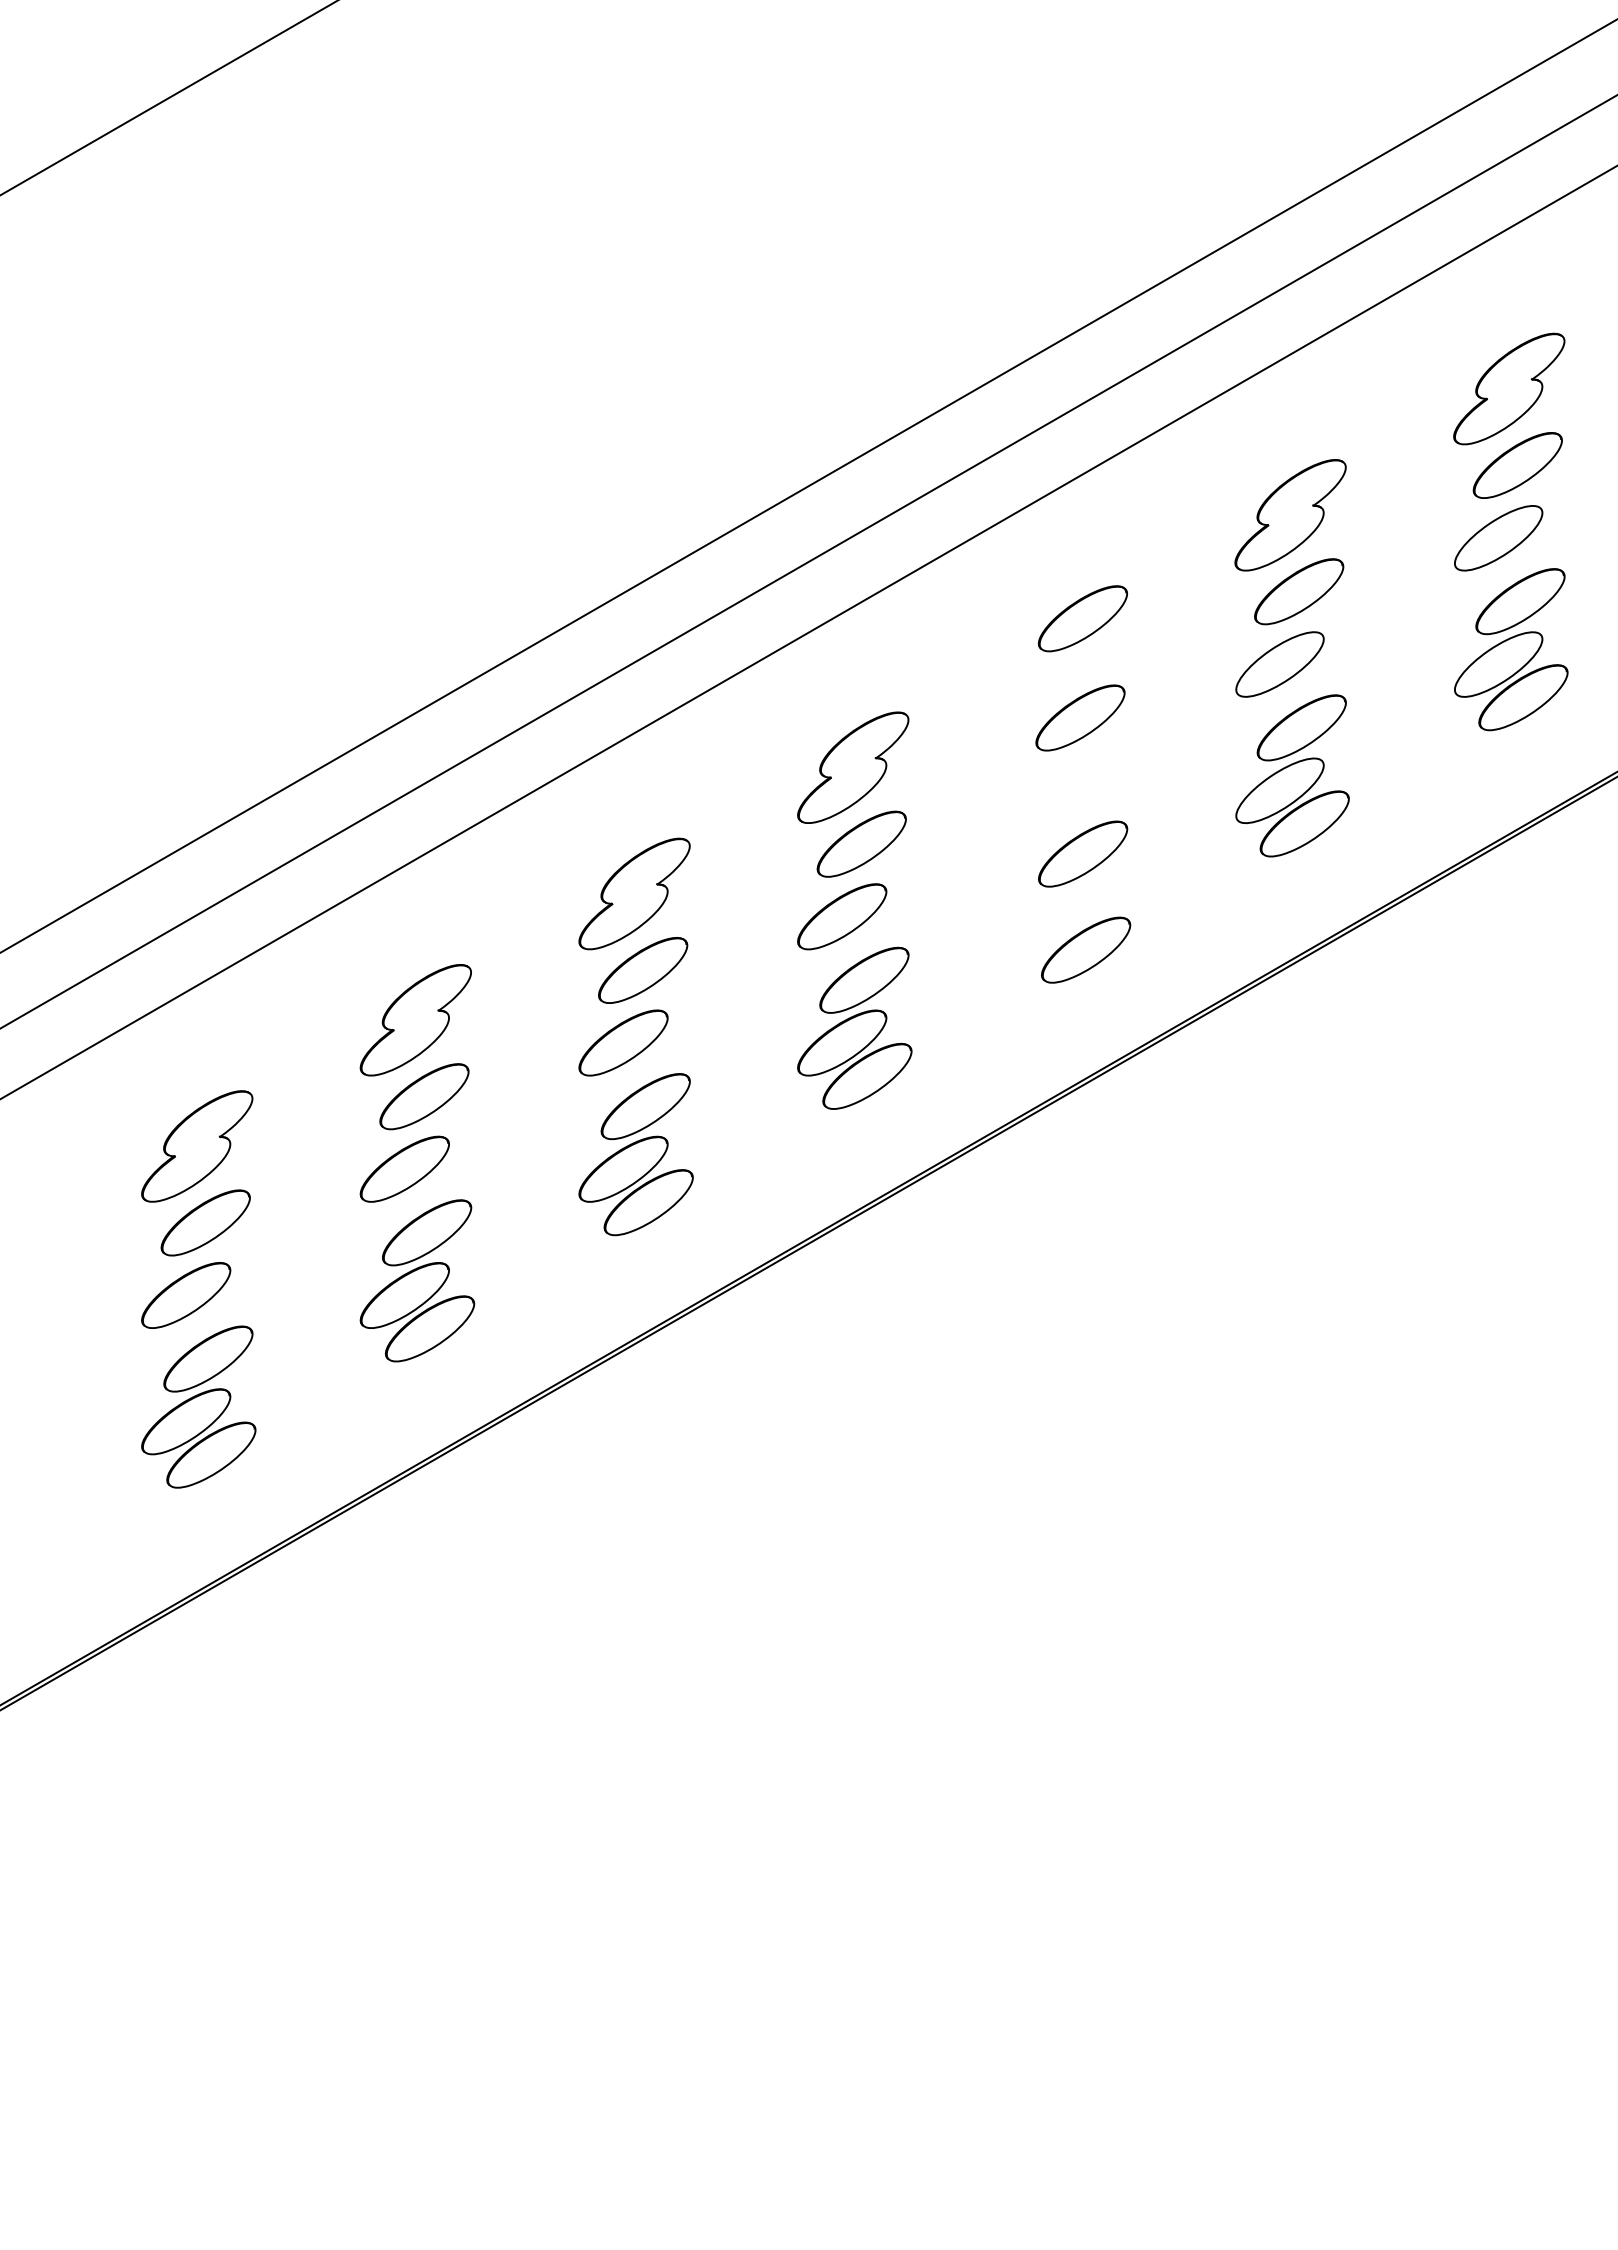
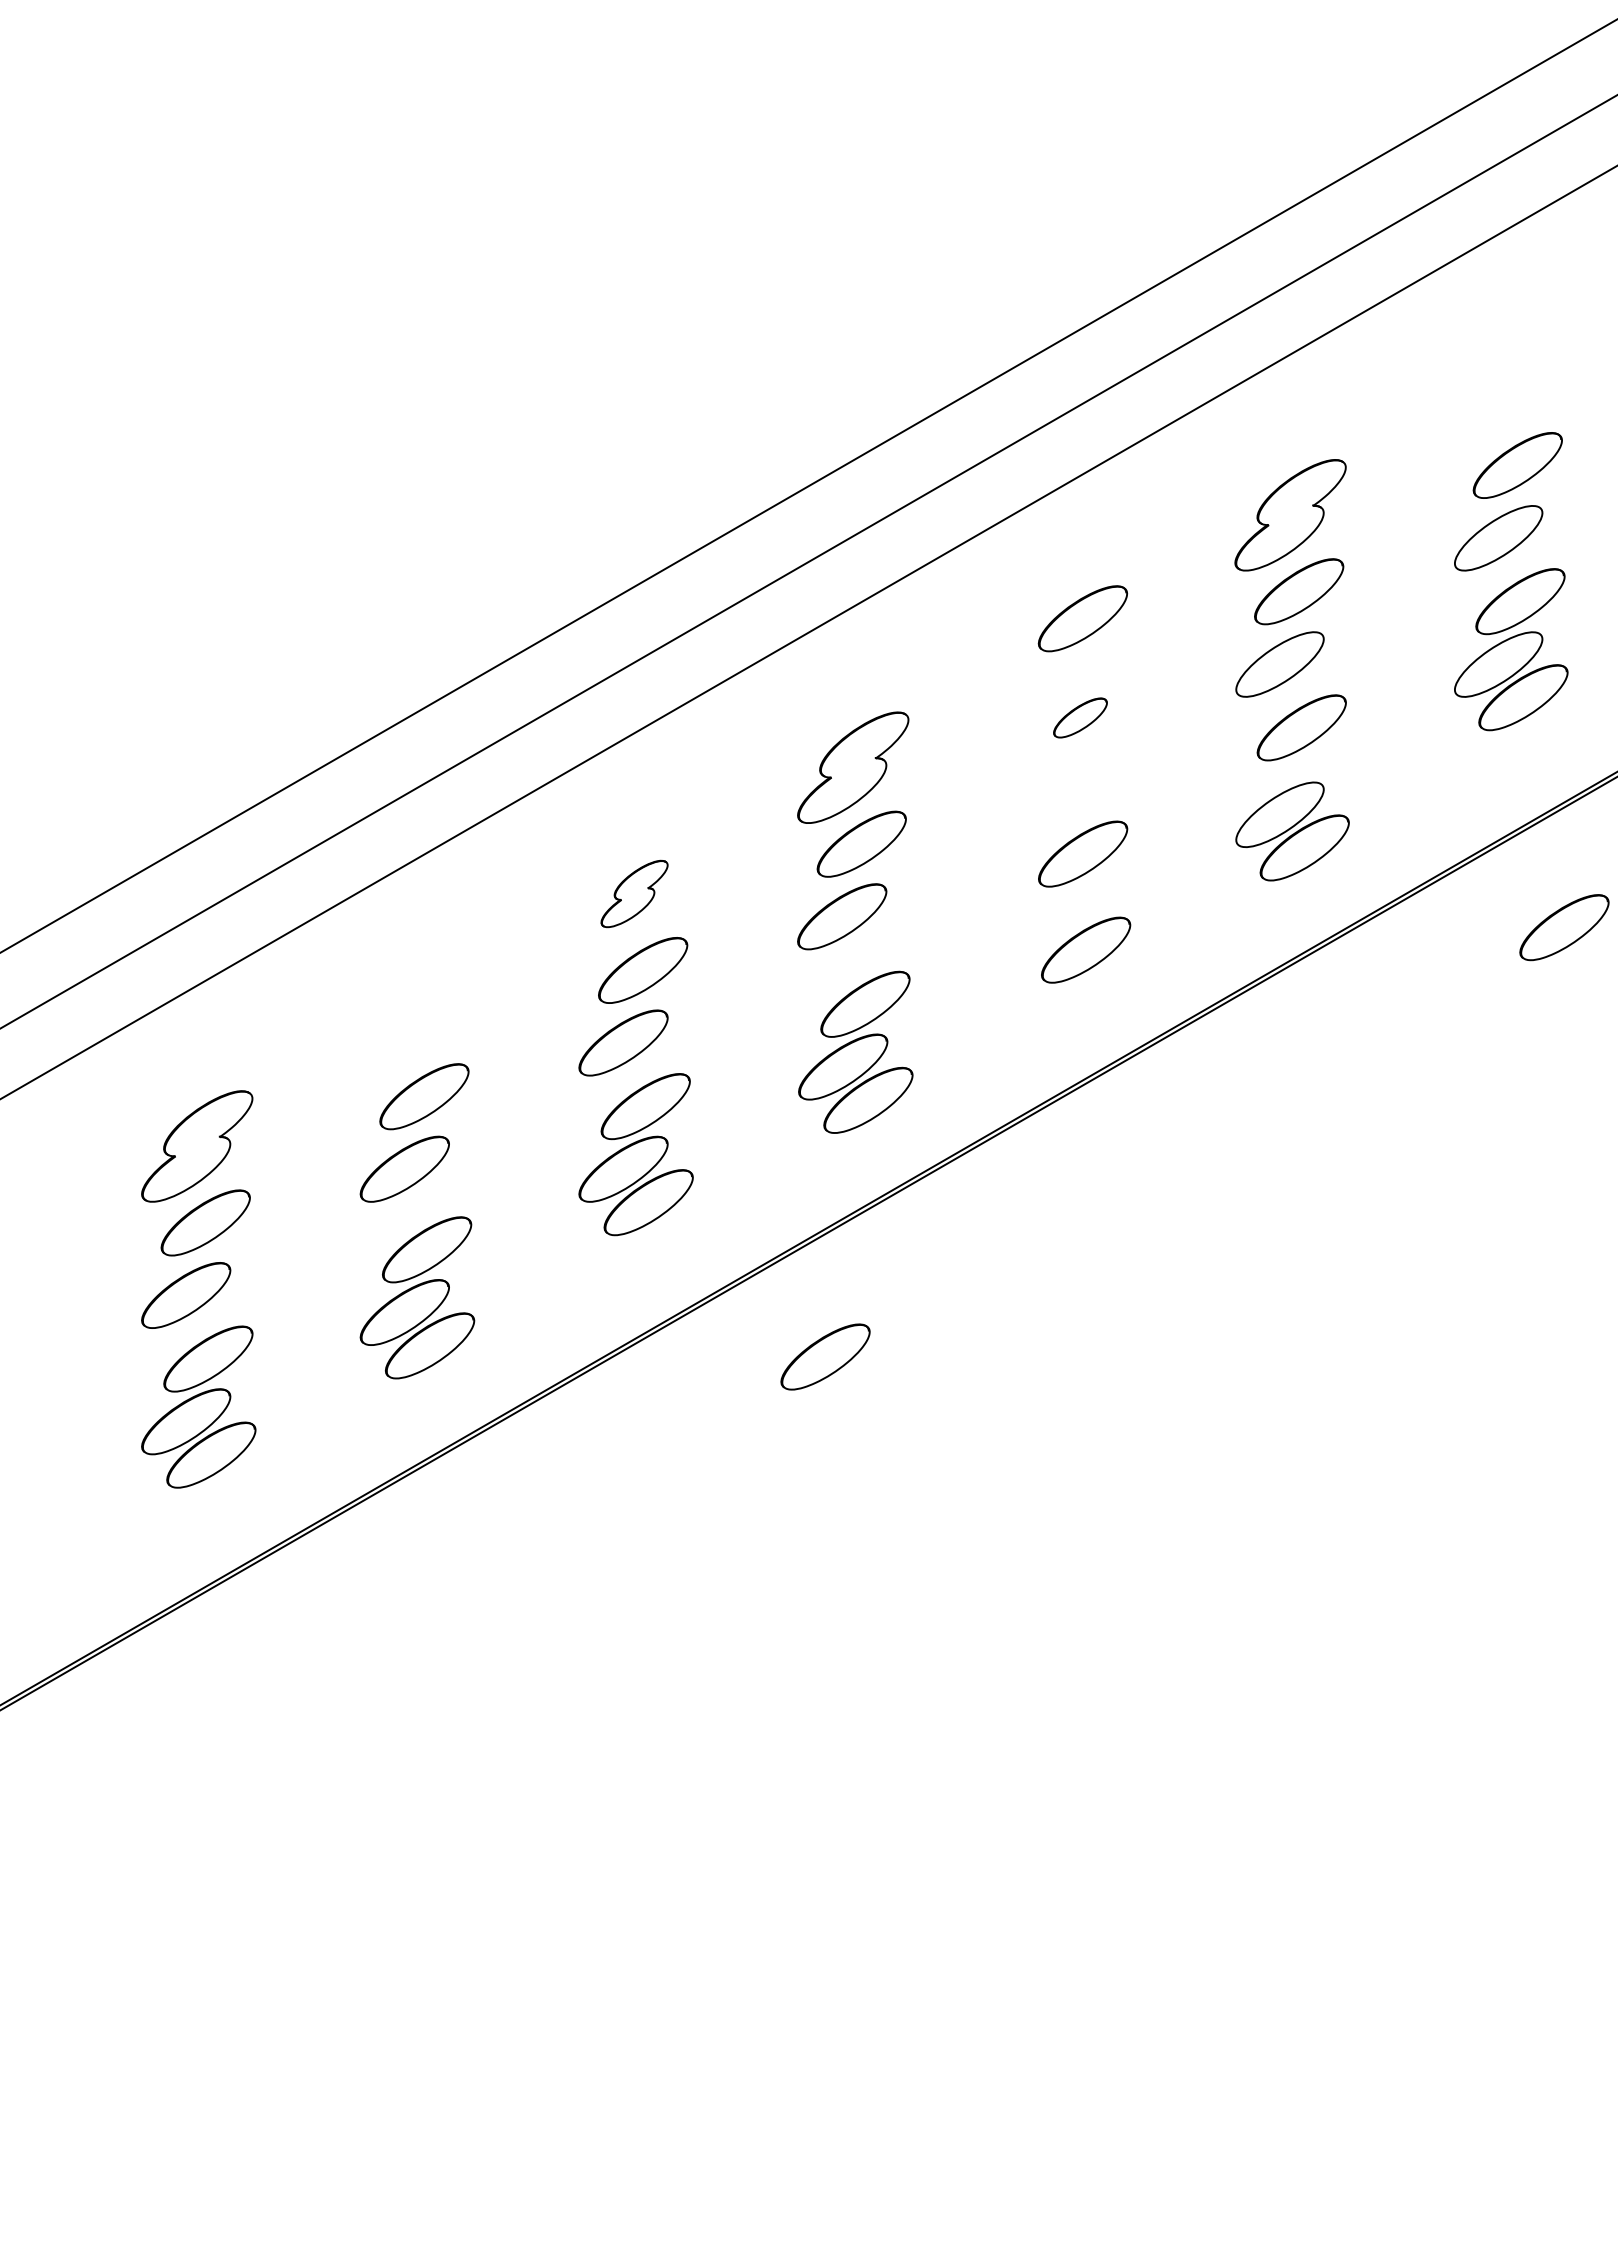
line: present -> none (168, 98)
part: present -> none (1509, 388)
part size: 91x68 px -> 55x42 px (1080, 717)
part position: (1292, 807) -> (1292, 831) (1292, 831)
part size: 113x114 px -> 69x70 px (634, 893)
part: none -> present (1564, 927)
part: present -> none (415, 1020)
part position: (854, 1027) -> (855, 1051) (855, 1051)
part position: (417, 1280) -> (417, 1297) (417, 1297)
part: none -> present (825, 1356)
